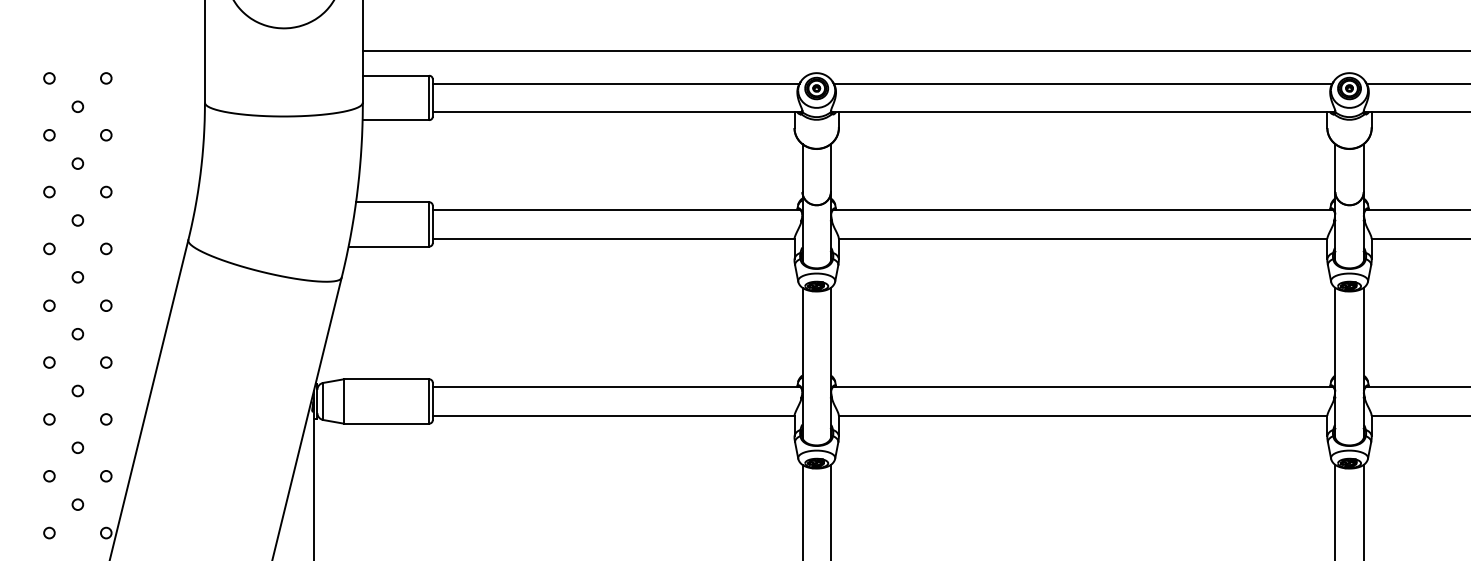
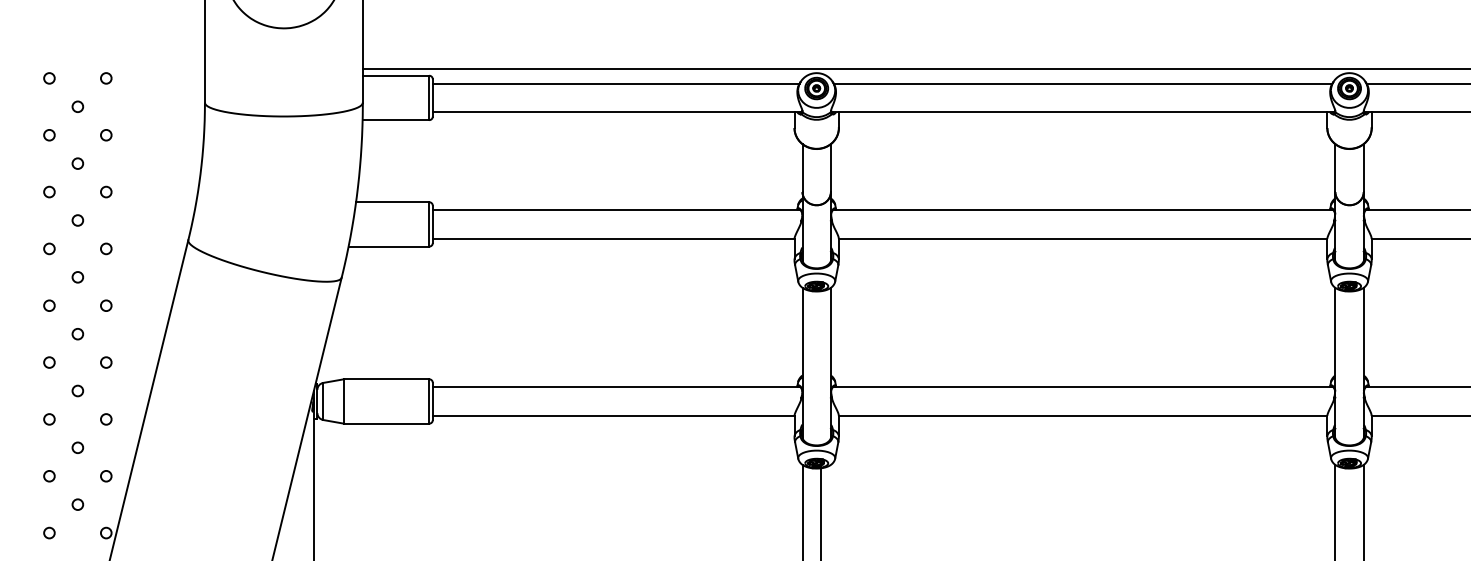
line position: (914, 51) -> (914, 69) (914, 69)
line position: (830, 510) -> (820, 510) (820, 510)
